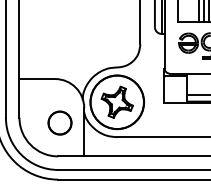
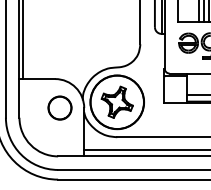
line: none -> present (22, 40)
circle position: (59, 122) -> (59, 107) (59, 107)
line: none -> present (145, 149)
